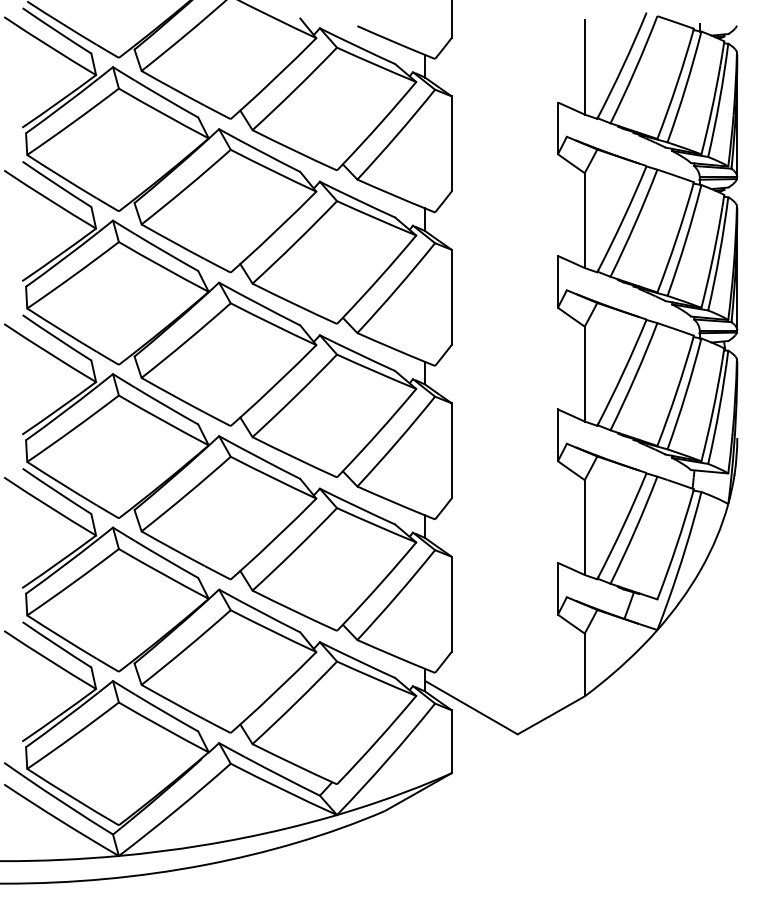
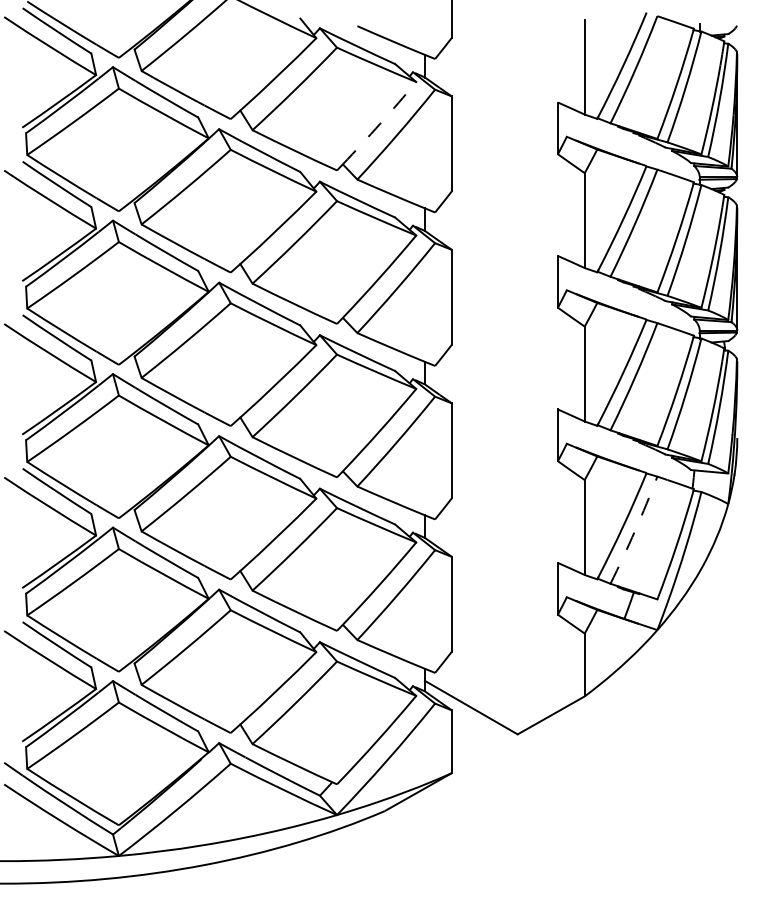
arc: solid -> dashed (380, 123)
arc: solid -> dashed (635, 530)
